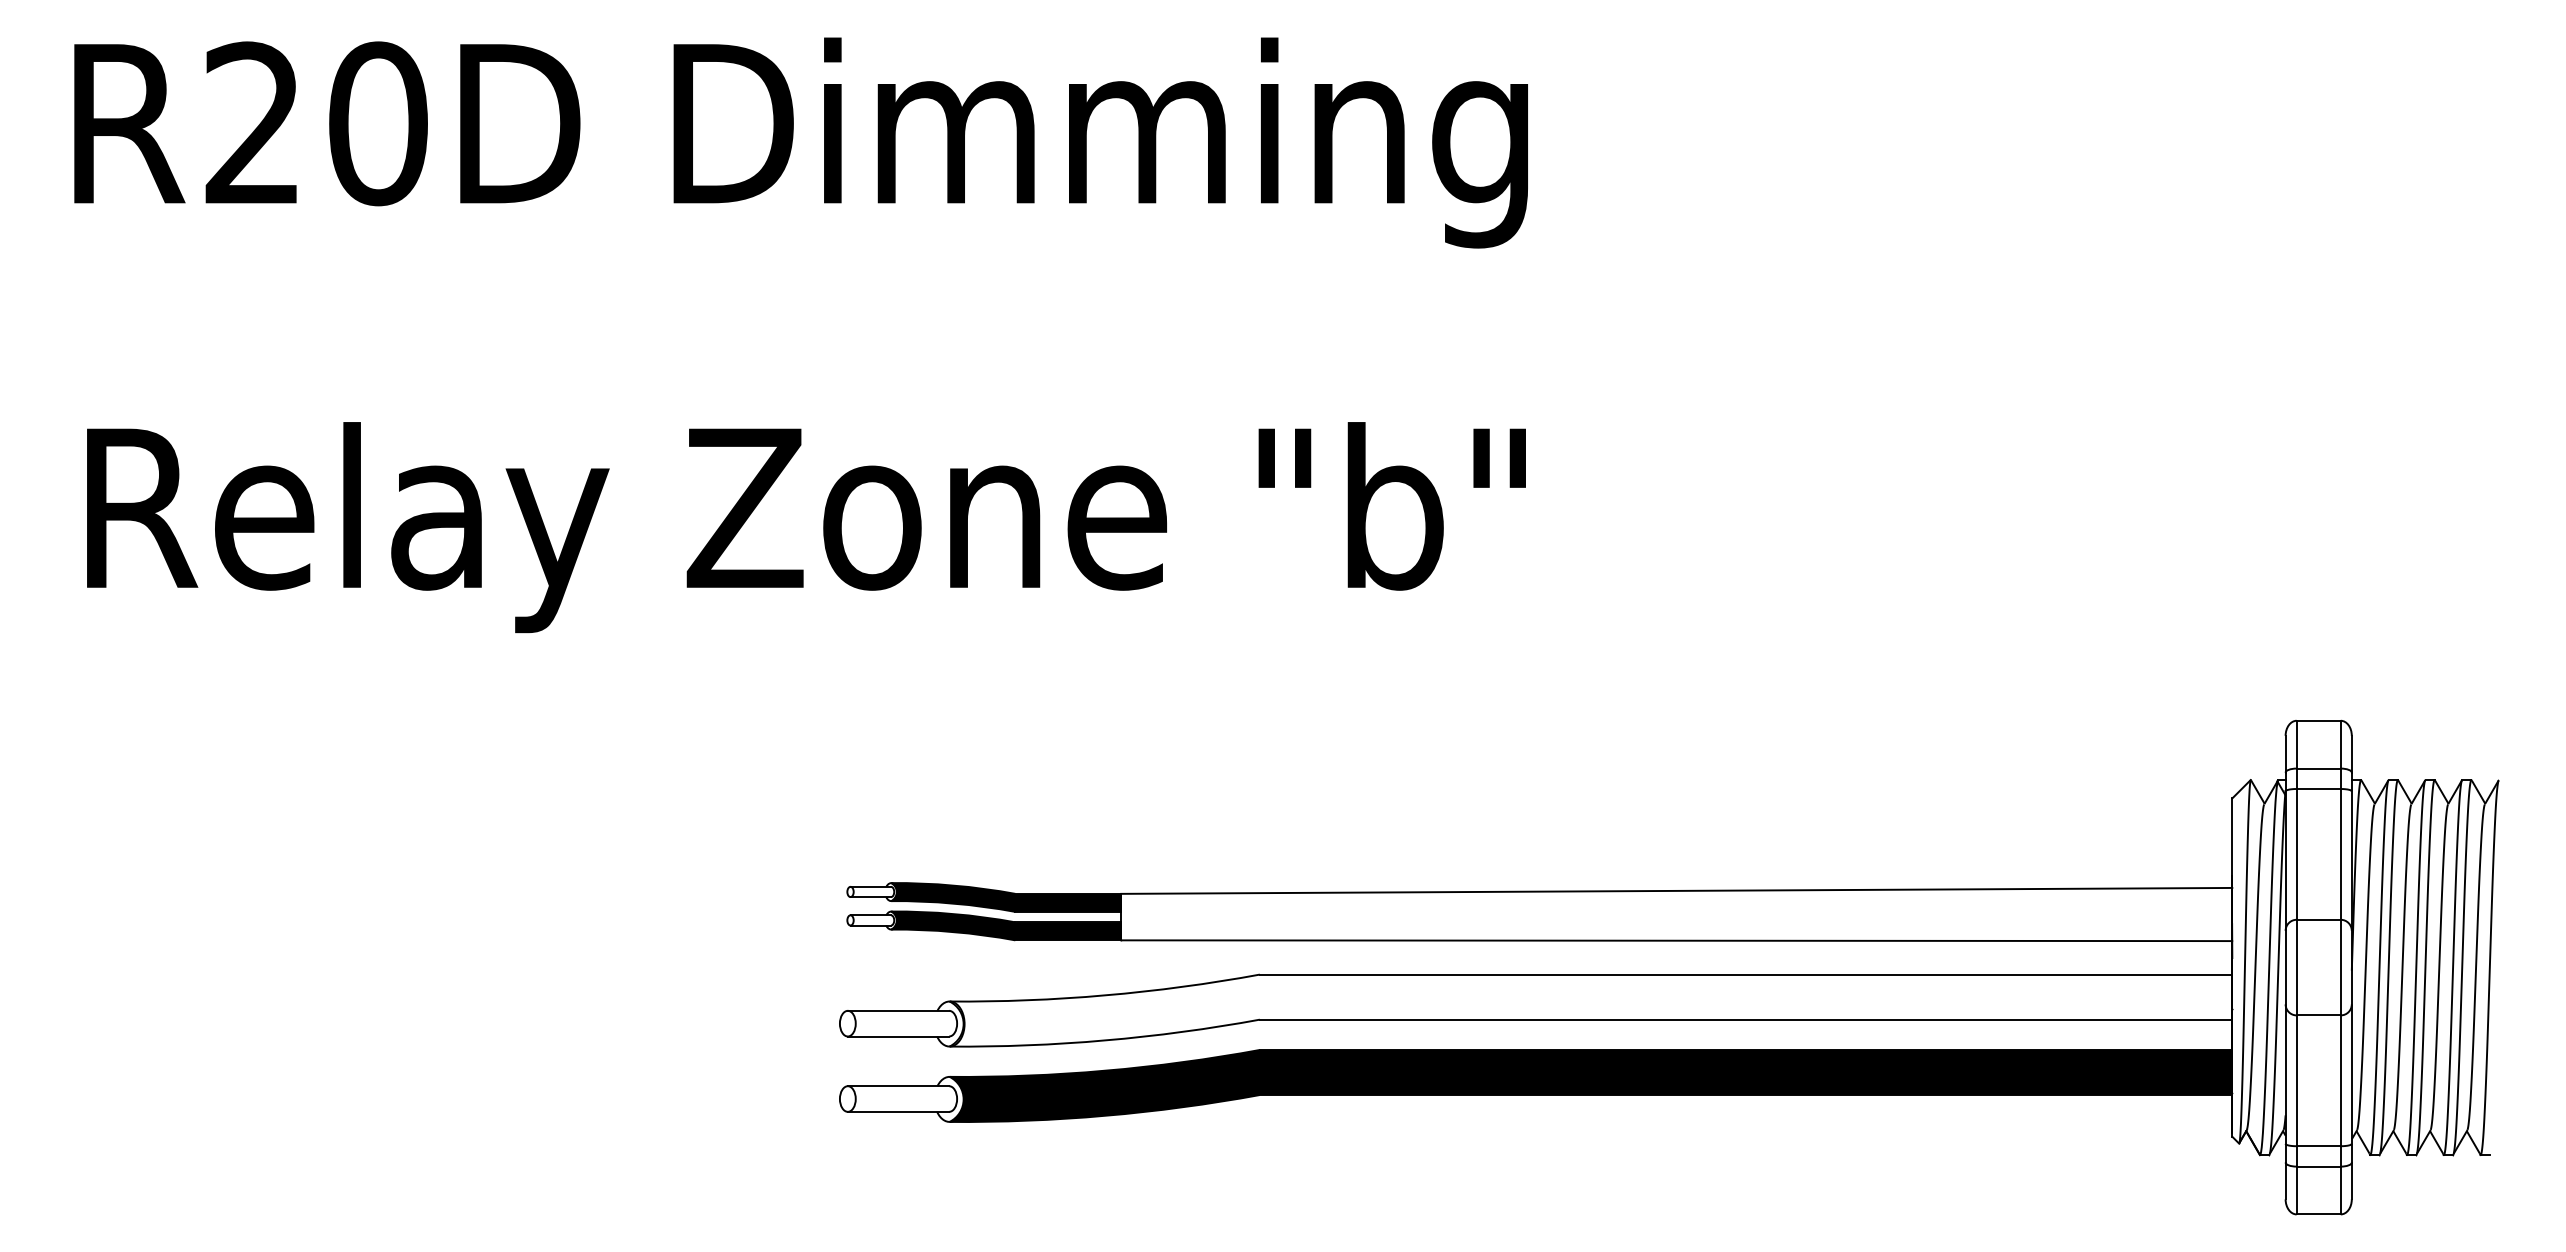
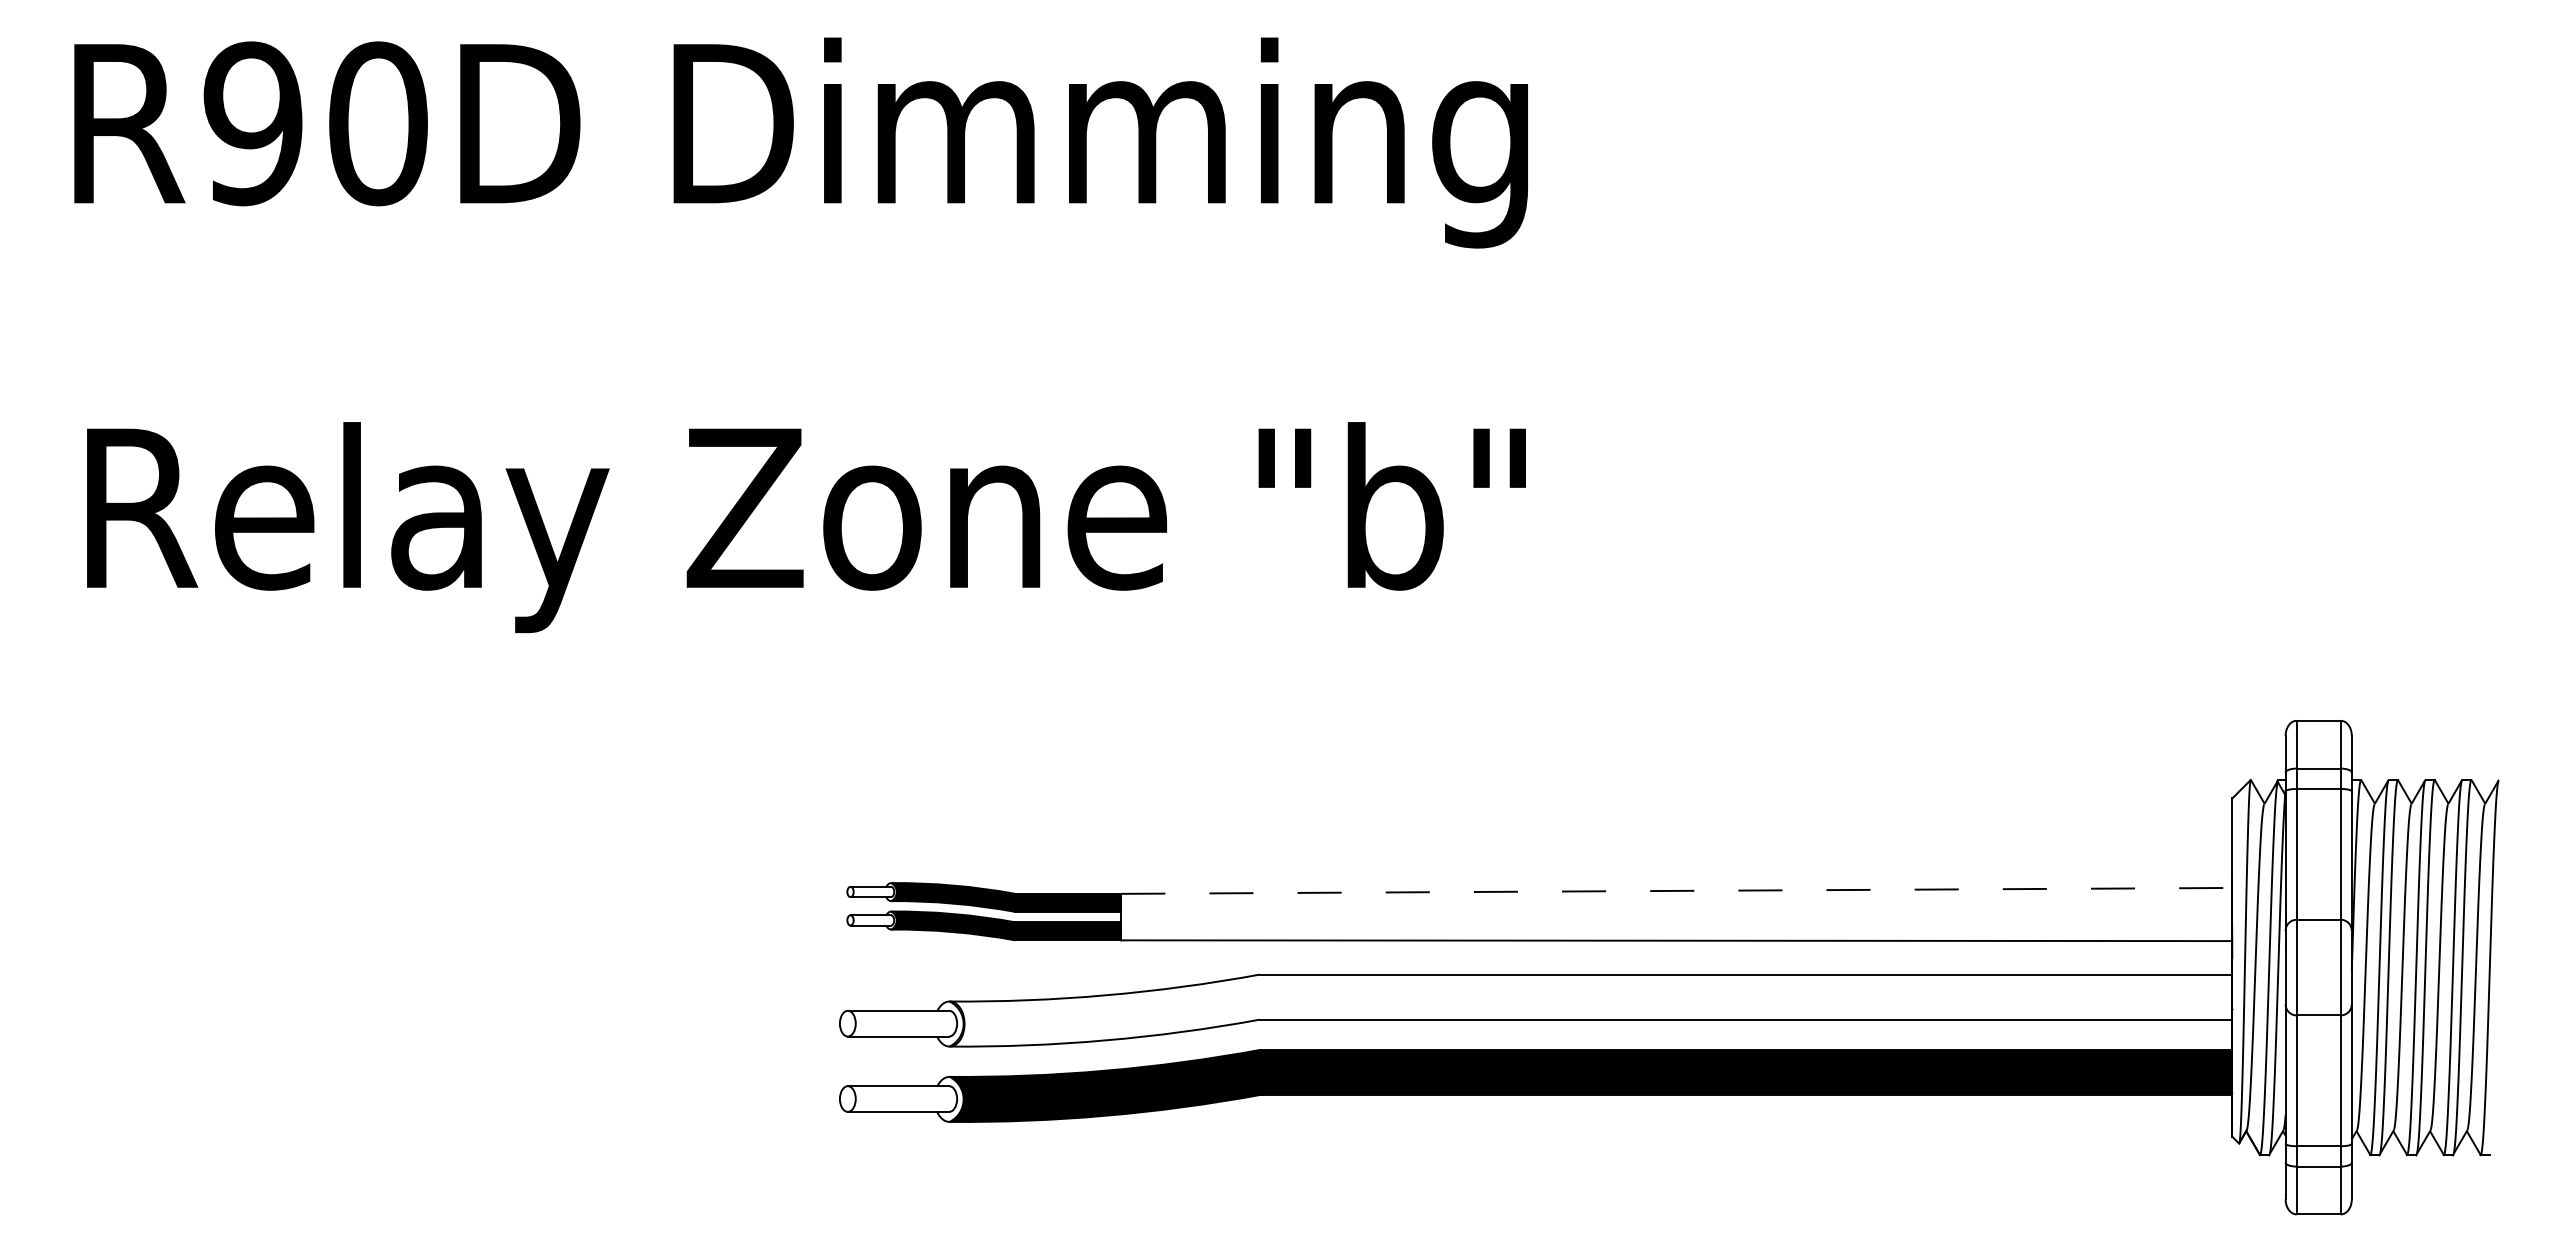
text: R20D -> R90D (252, 123)
line: solid -> dashed (1676, 890)
